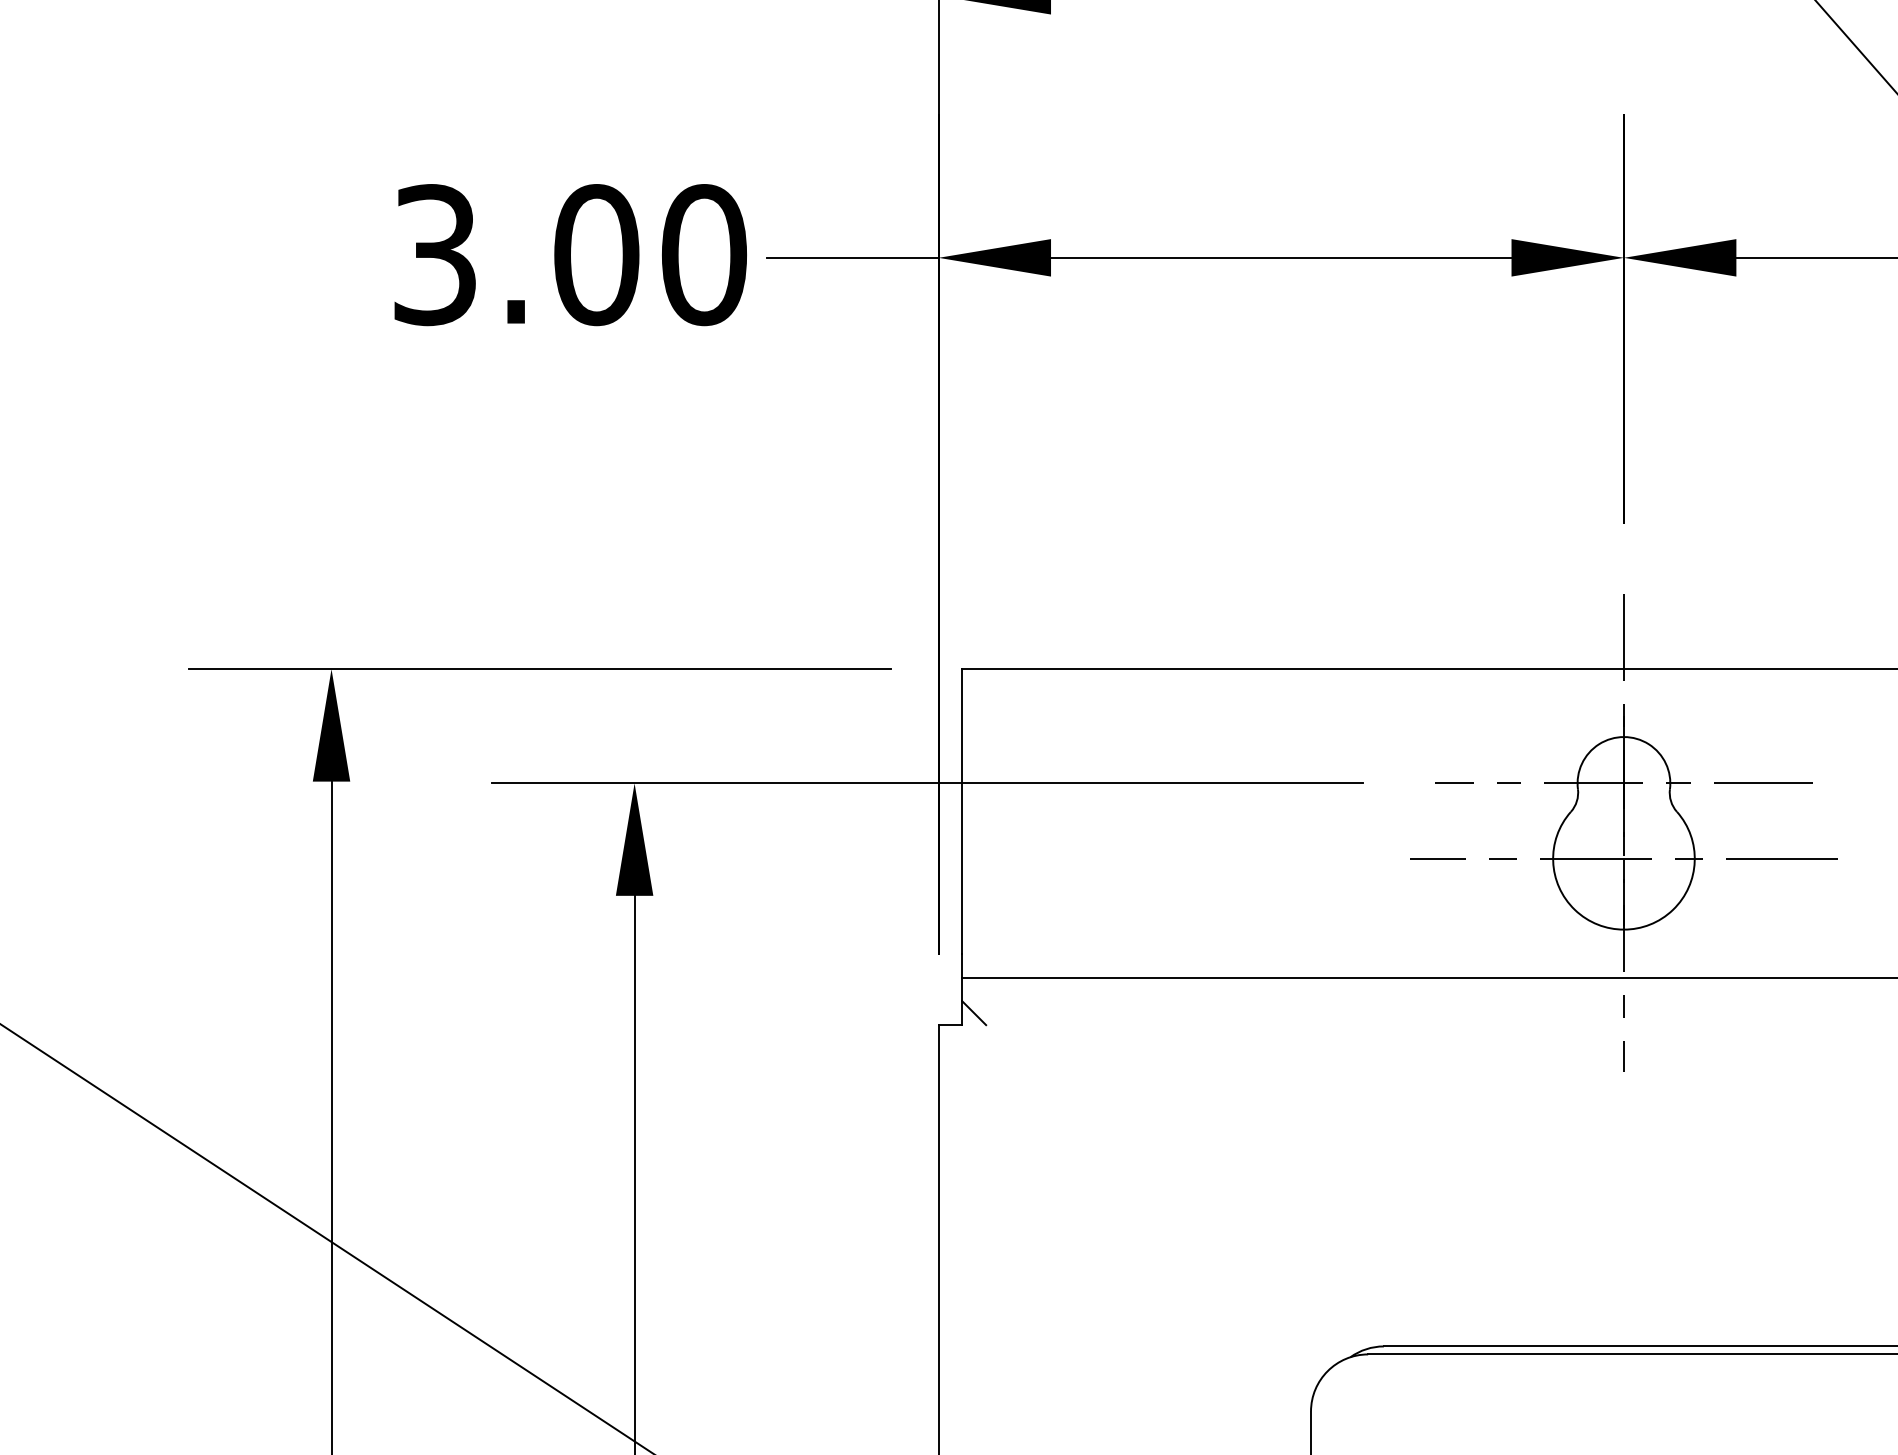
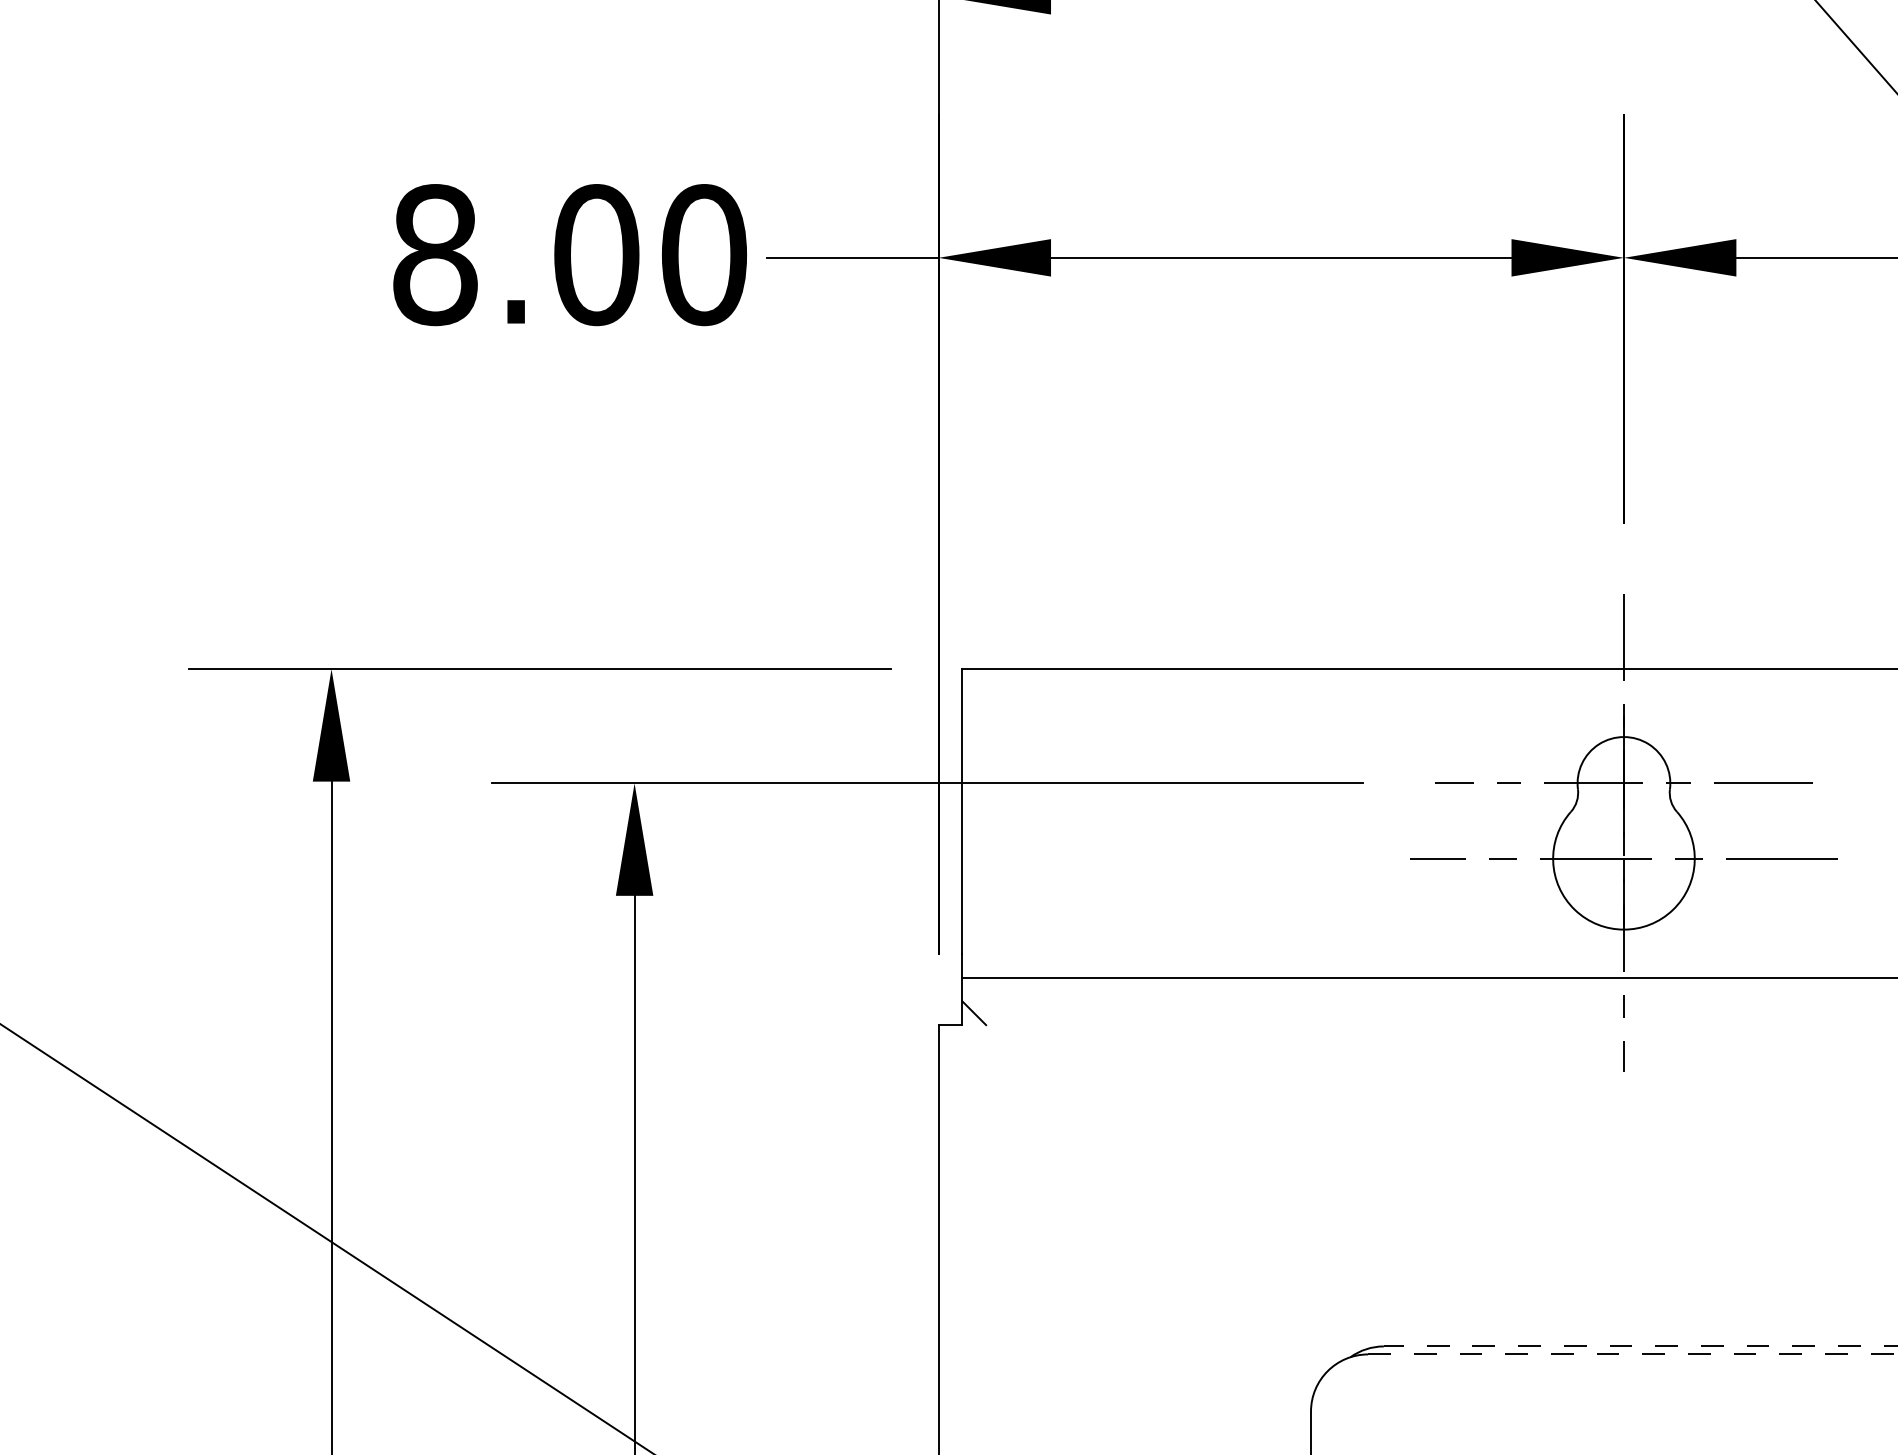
text: 3.00 -> 8.00 (435, 255)
line: solid -> dashed (1640, 1346)
line: solid -> dashed (1632, 1354)
